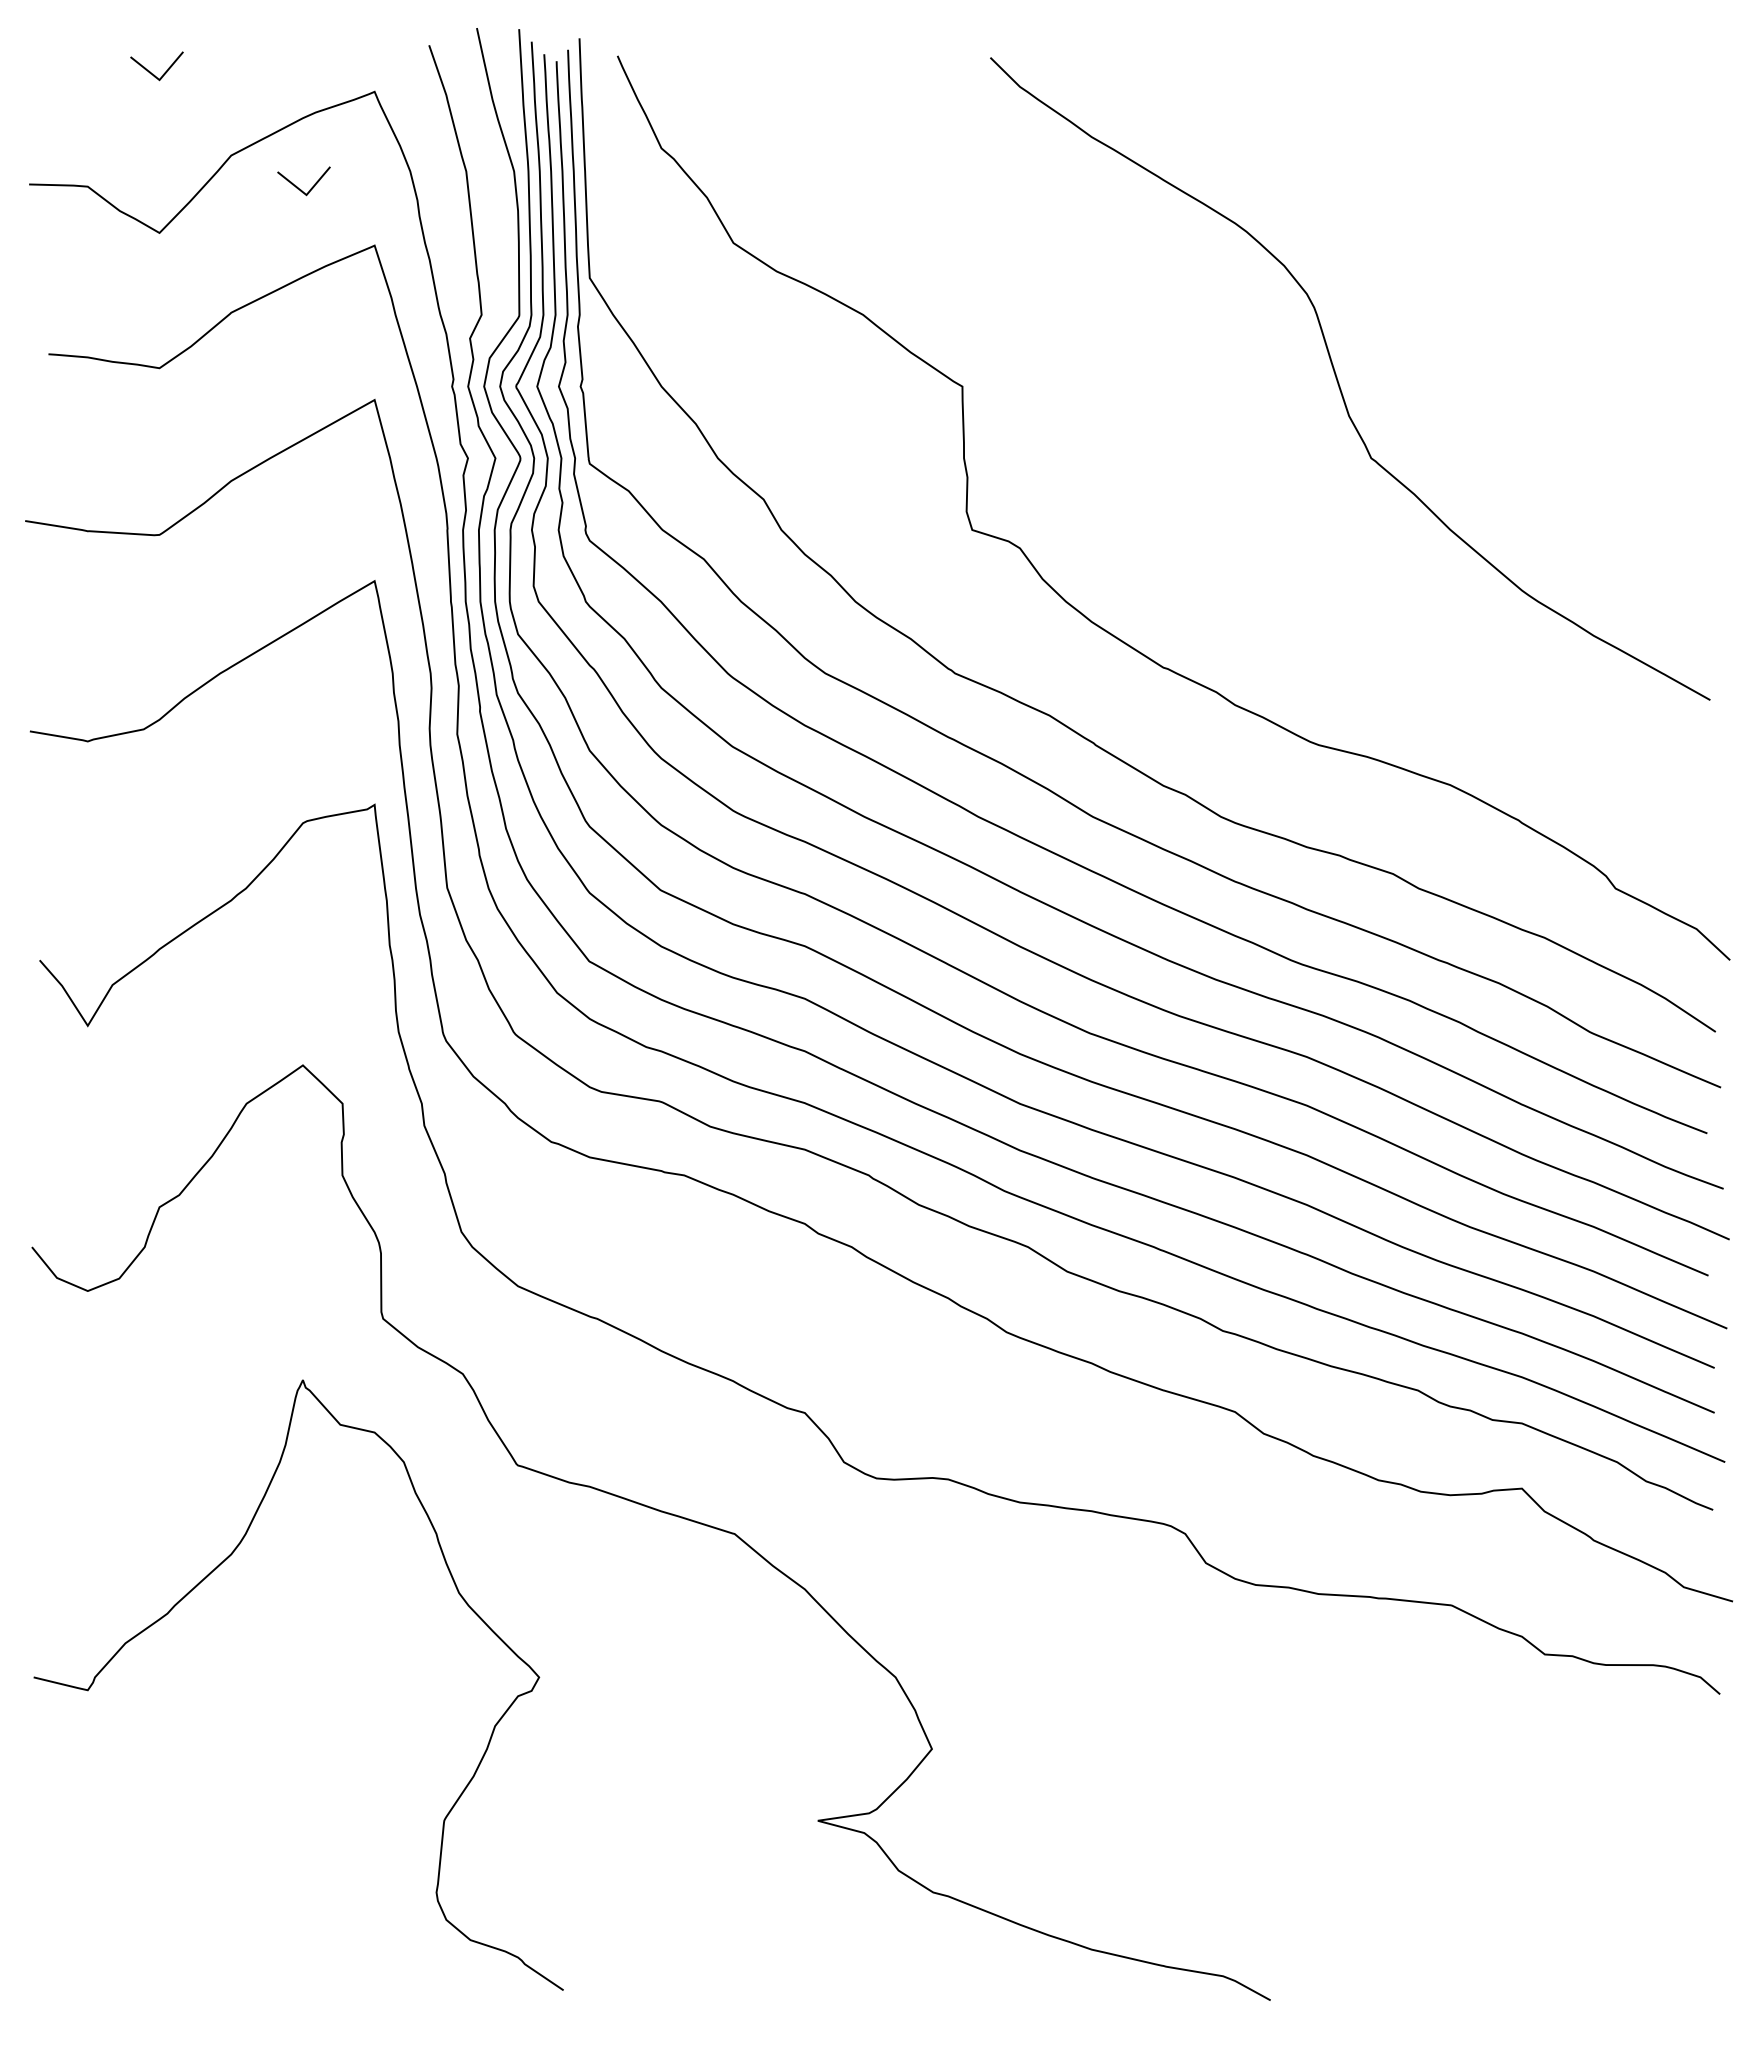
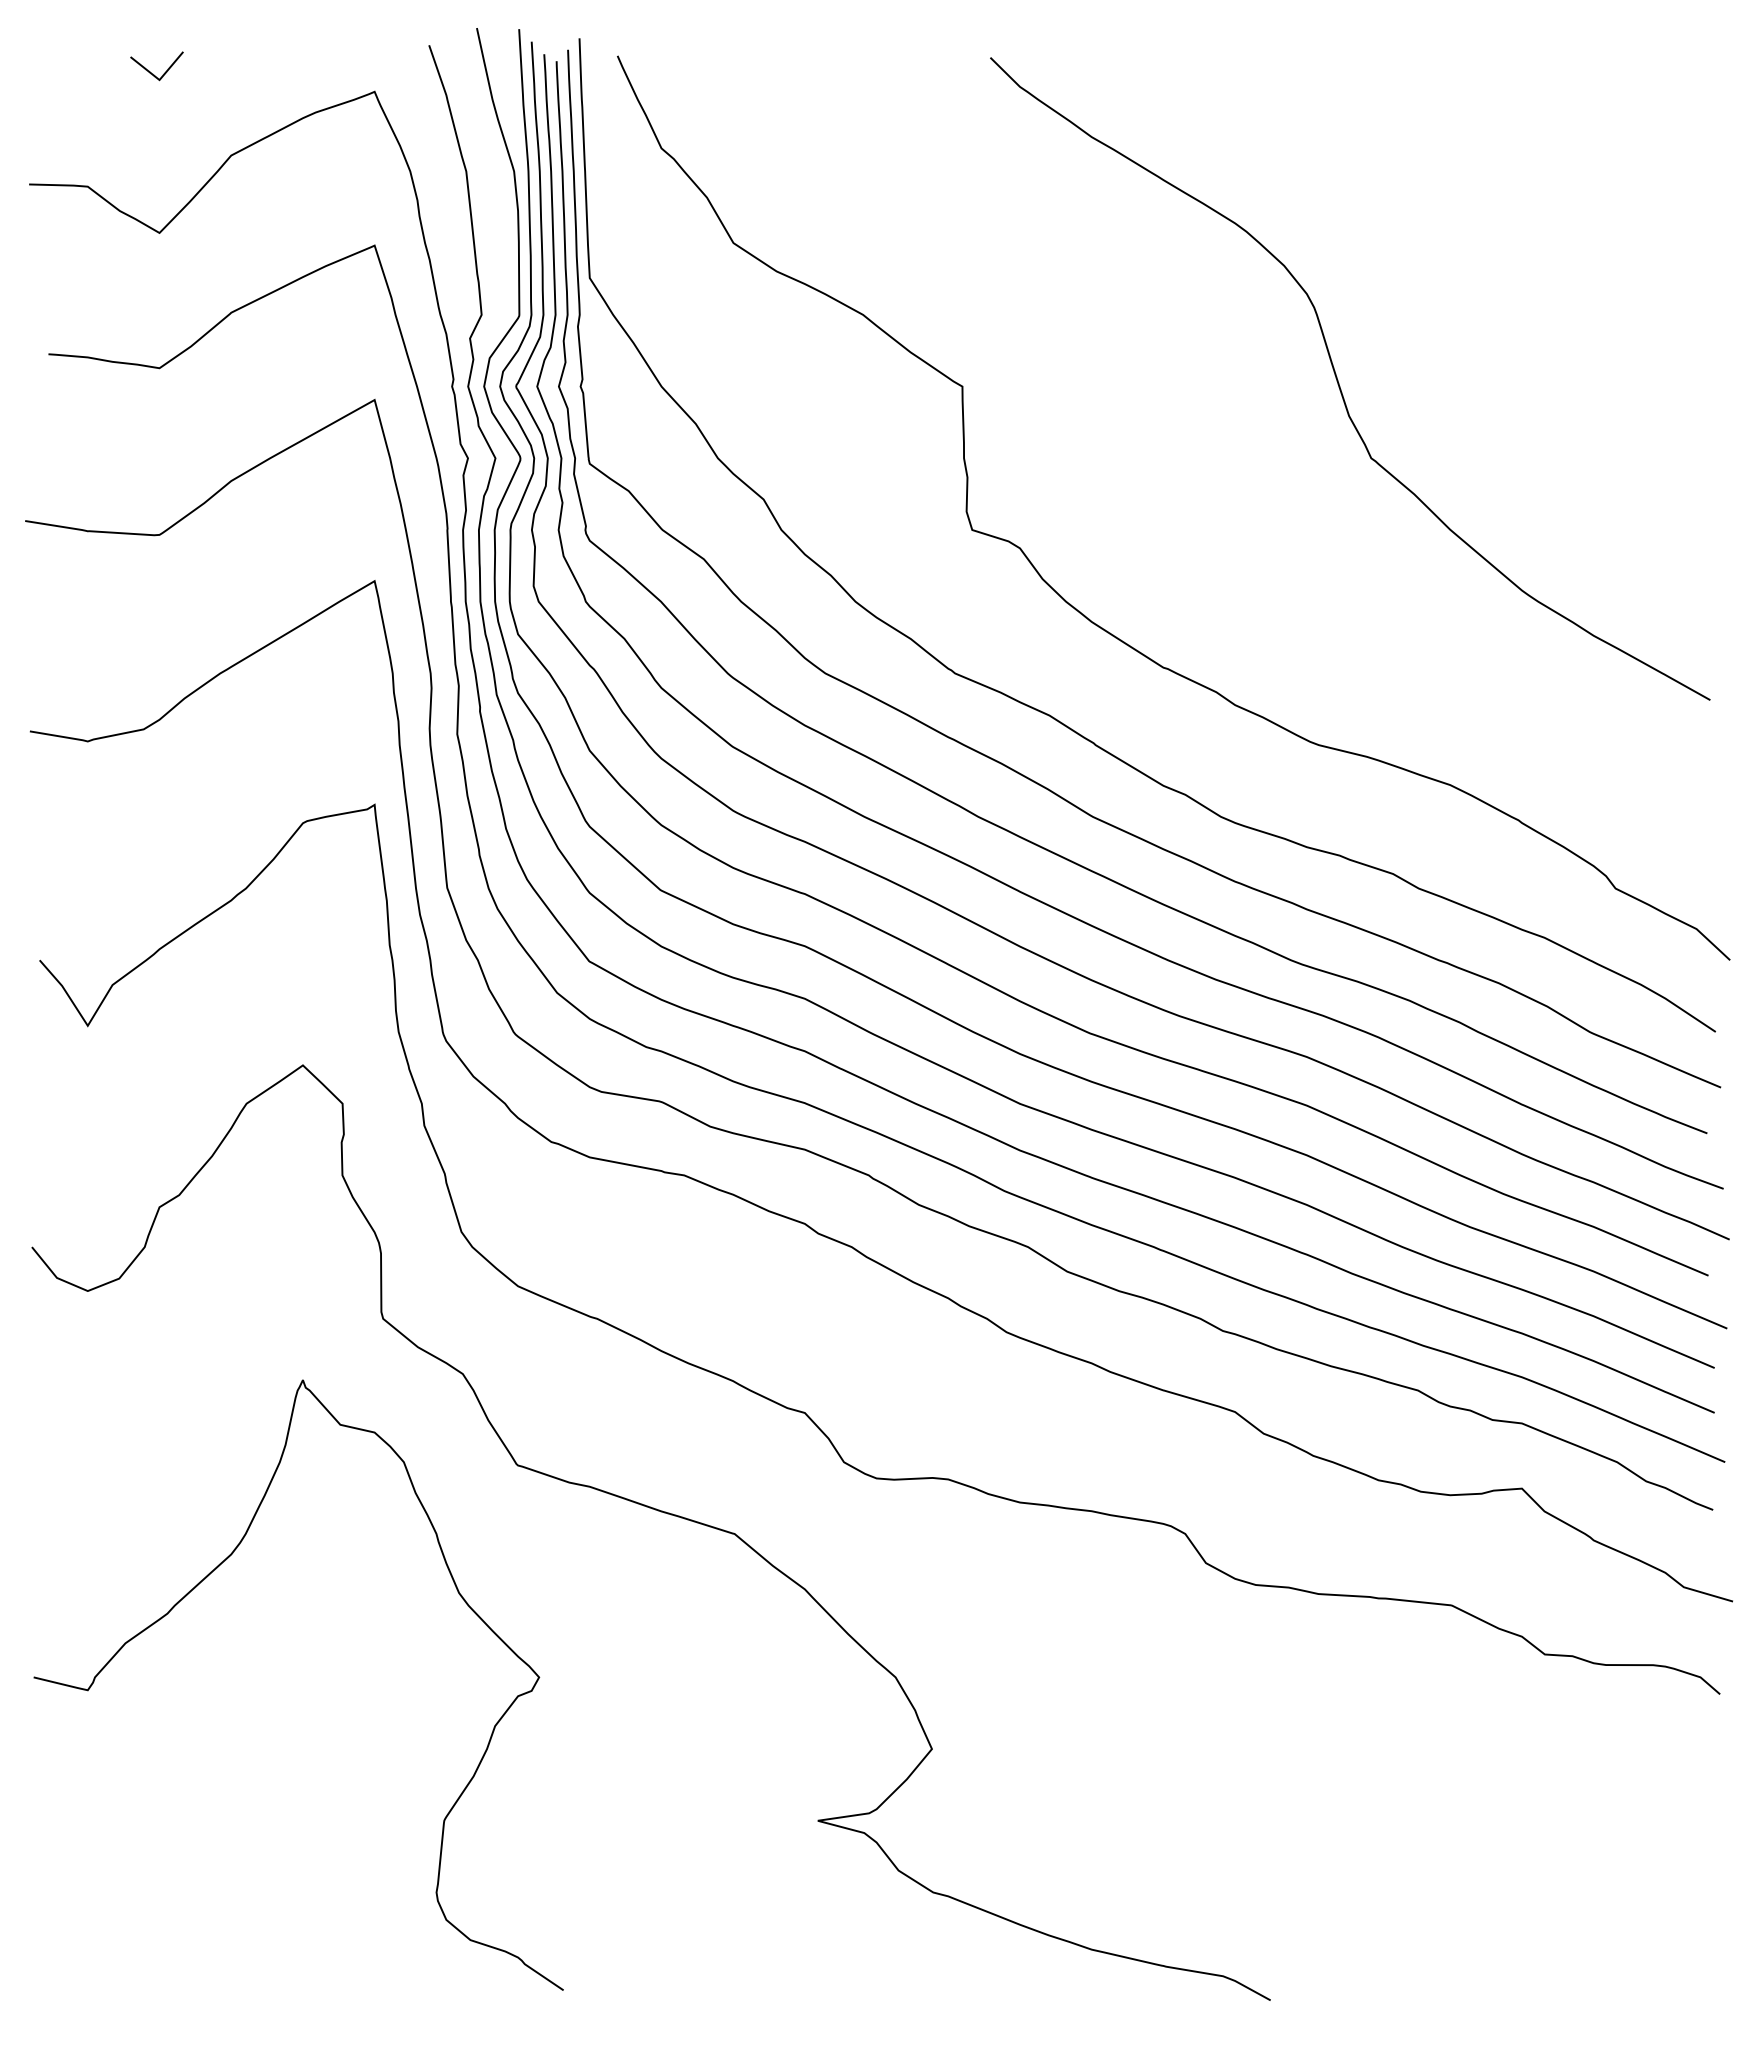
line: present -> none (297, 186)
